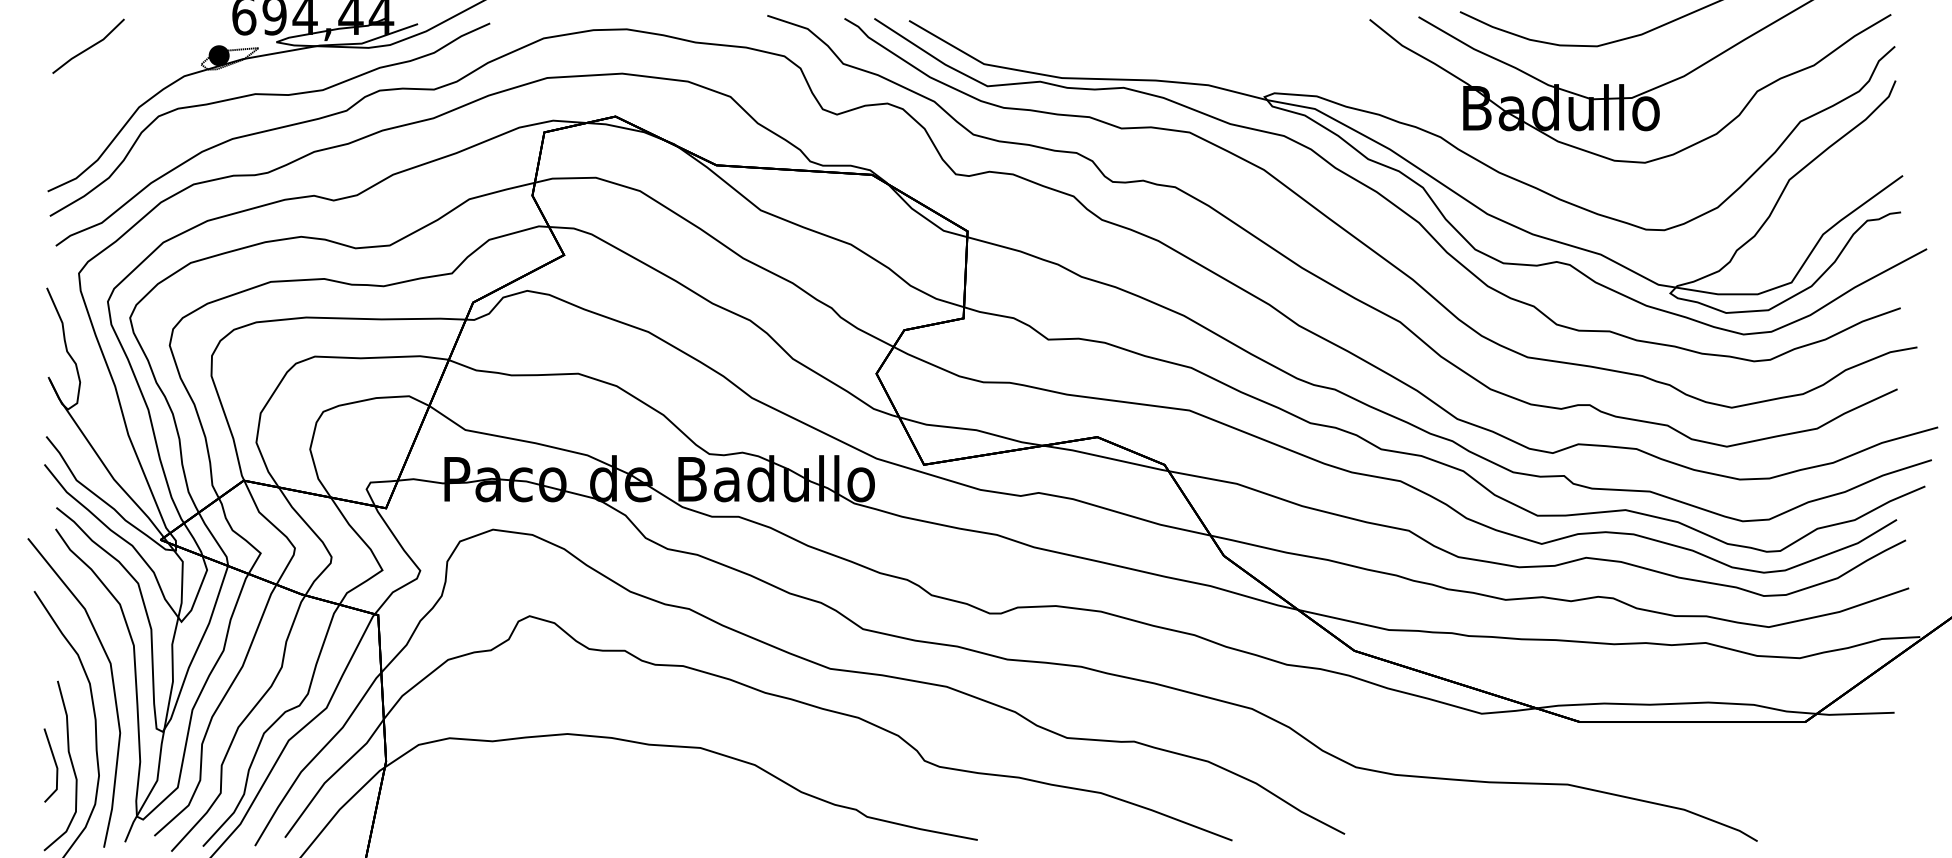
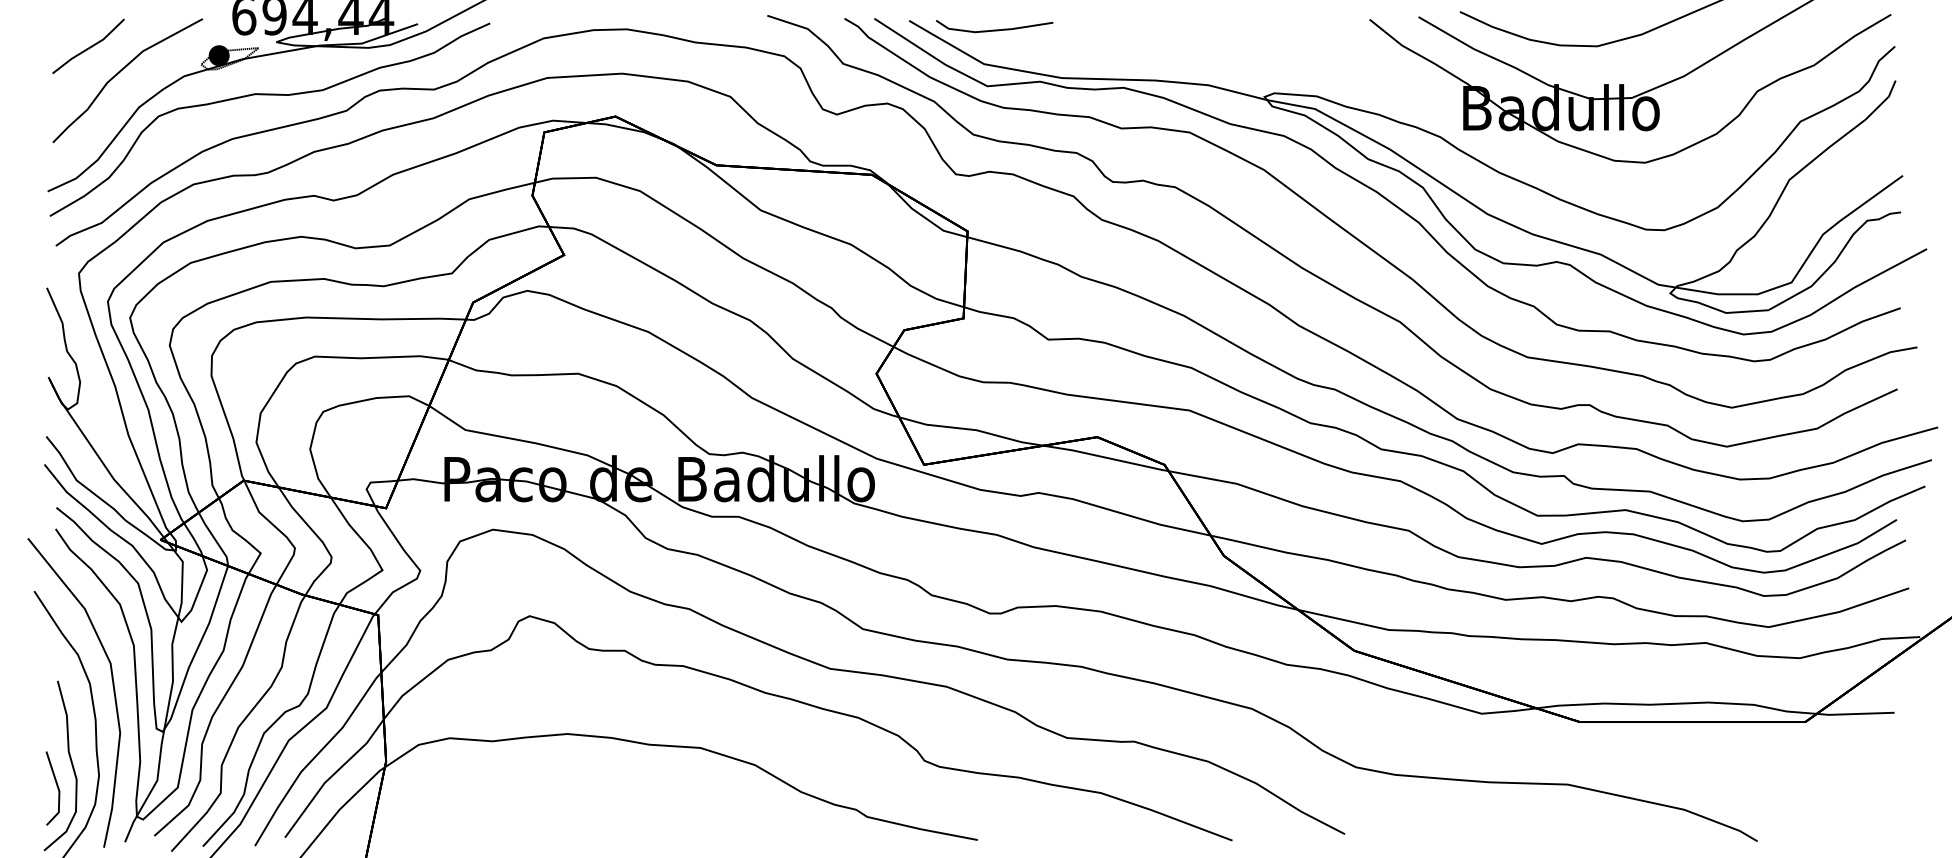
line: none -> present (994, 29)
curve: none -> present (120, 72)
line position: (54, 763) -> (56, 786) (56, 786)
